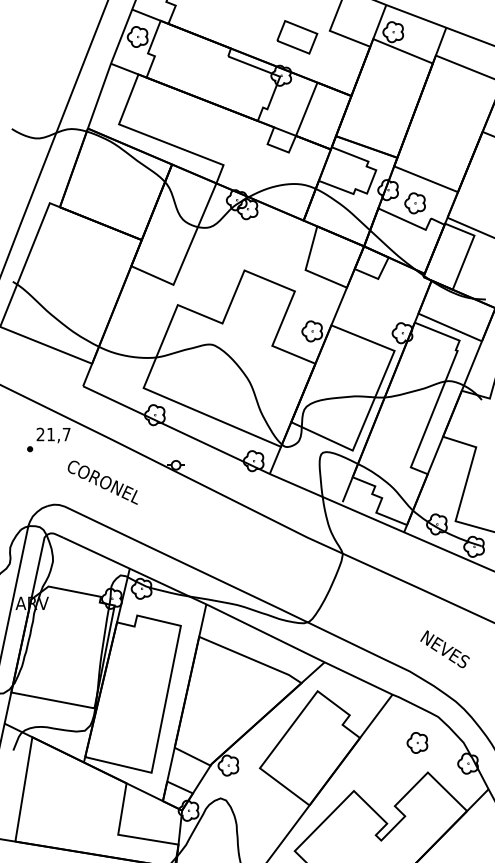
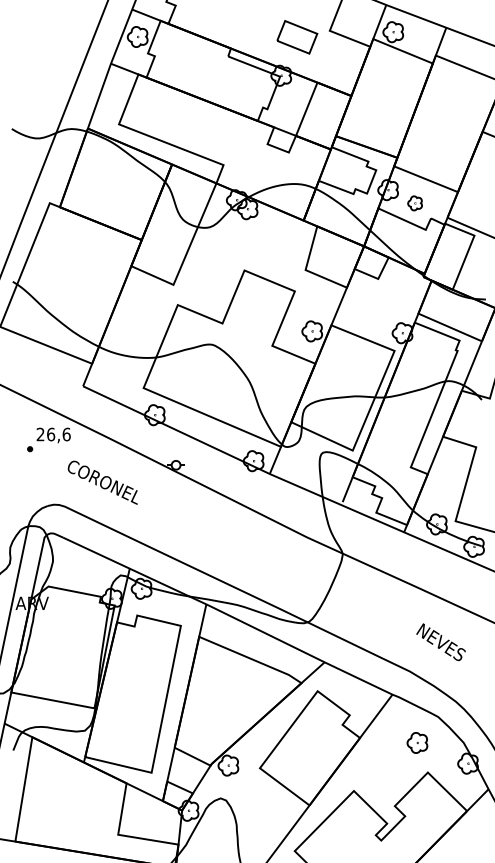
part size: 22x23 px -> 16x17 px (414, 203)
text: 21,7 -> 26,6 (58, 434)
text position: (444, 649) -> (440, 642) (440, 642)
